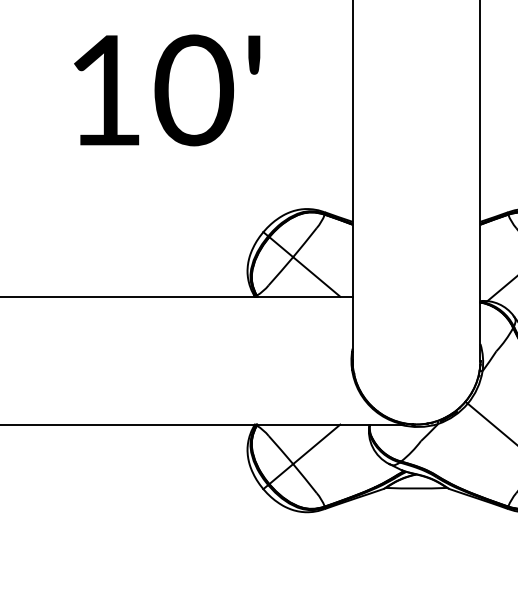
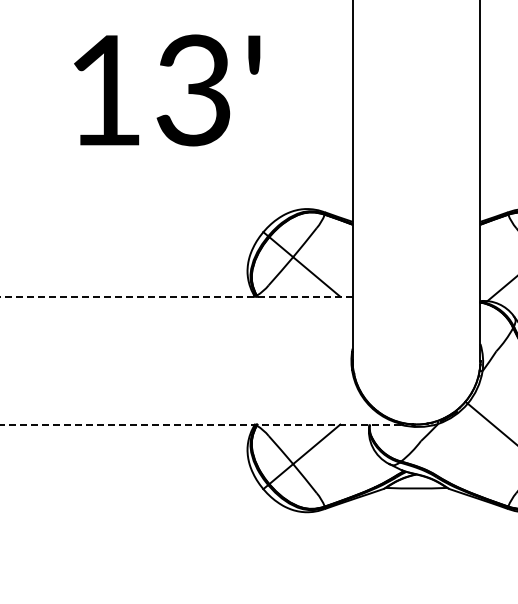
text: 10' -> 13' (194, 90)
line: solid -> dashed (176, 296)
line: solid -> dashed (202, 424)
